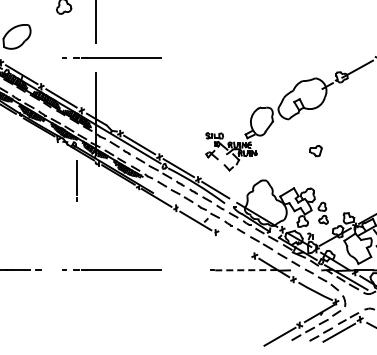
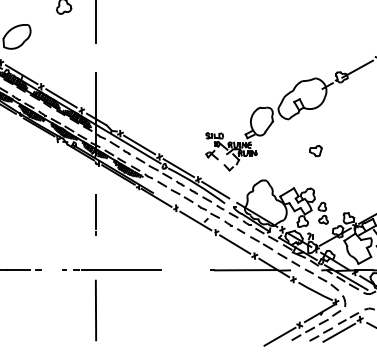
line: present -> none (111, 57)
line position: (76, 180) -> (95, 214) (95, 214)
line: none -> present (235, 244)
line: dashed -> solid (245, 270)
line: none -> present (95, 310)
